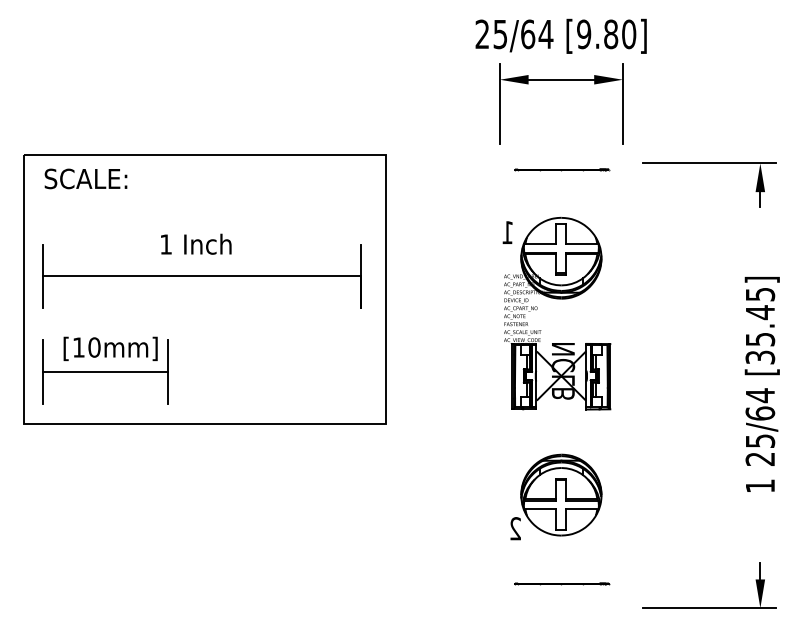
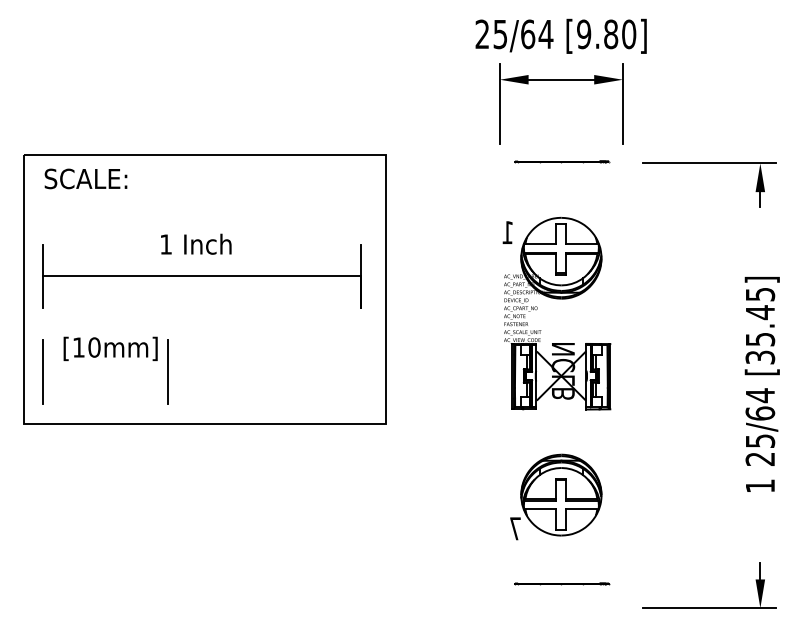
part position: (562, 169) -> (562, 161) (562, 161)
line: present -> none (105, 372)
text: 2 -> 7 (515, 528)
